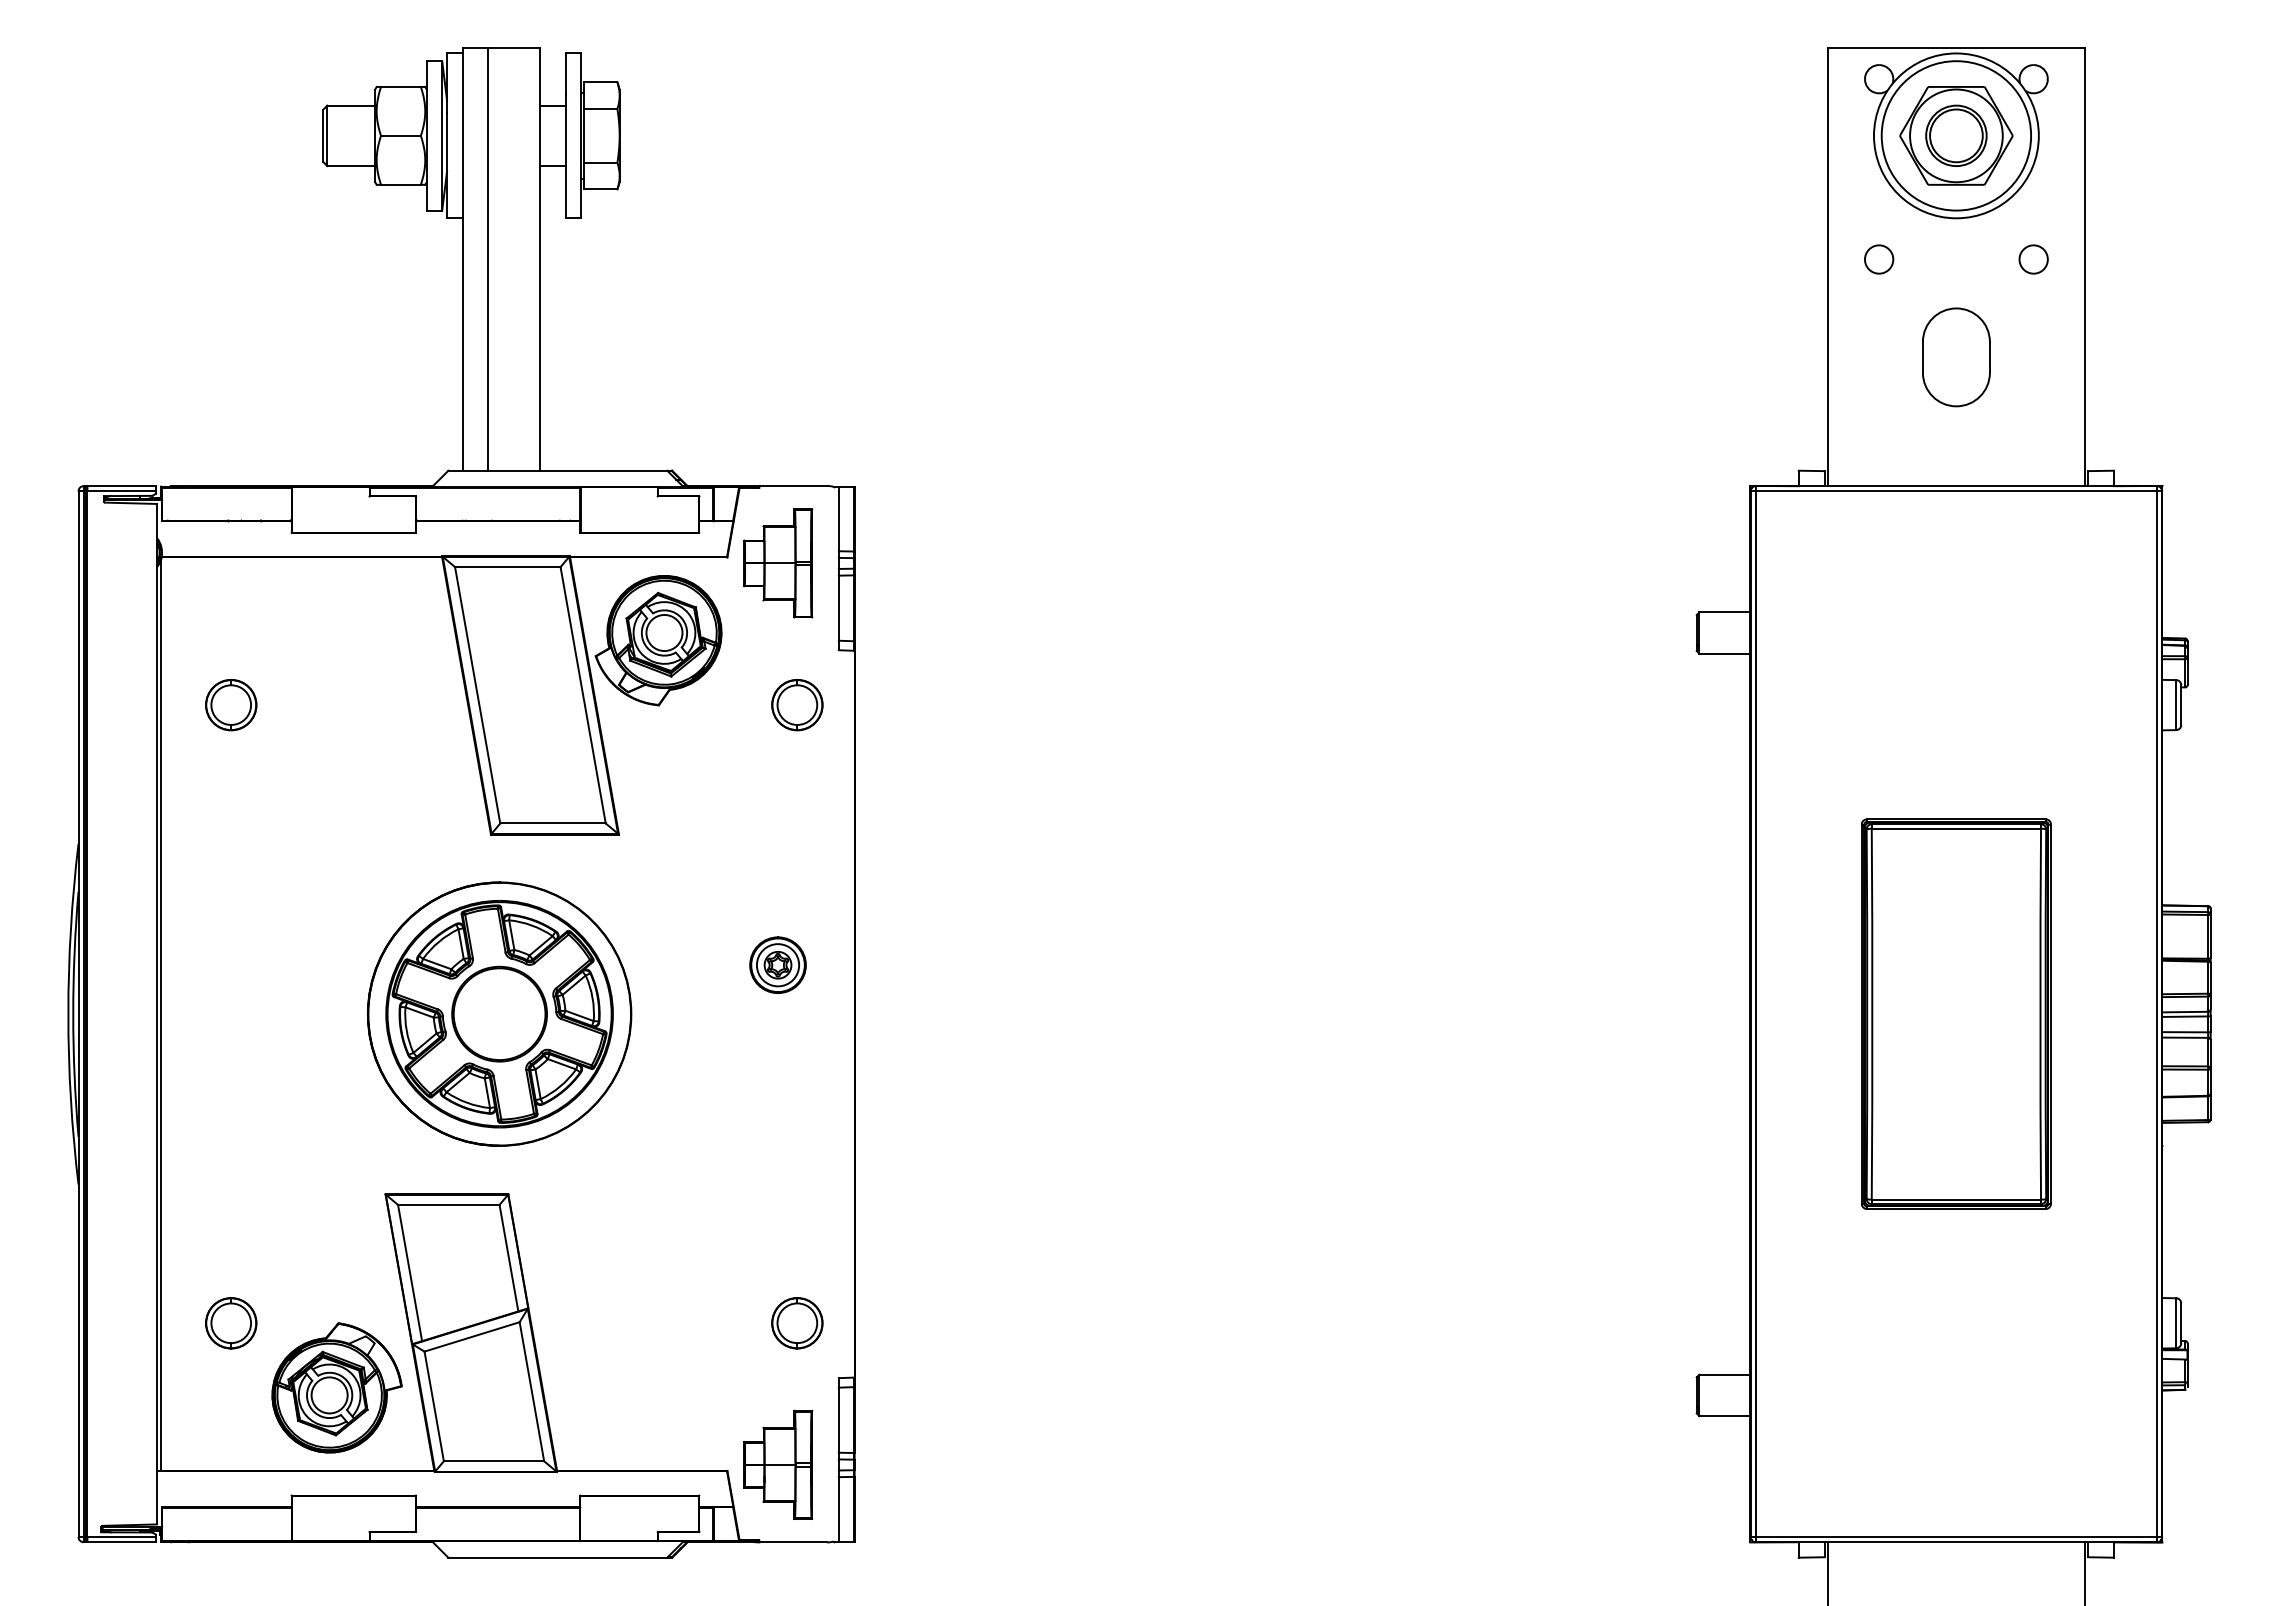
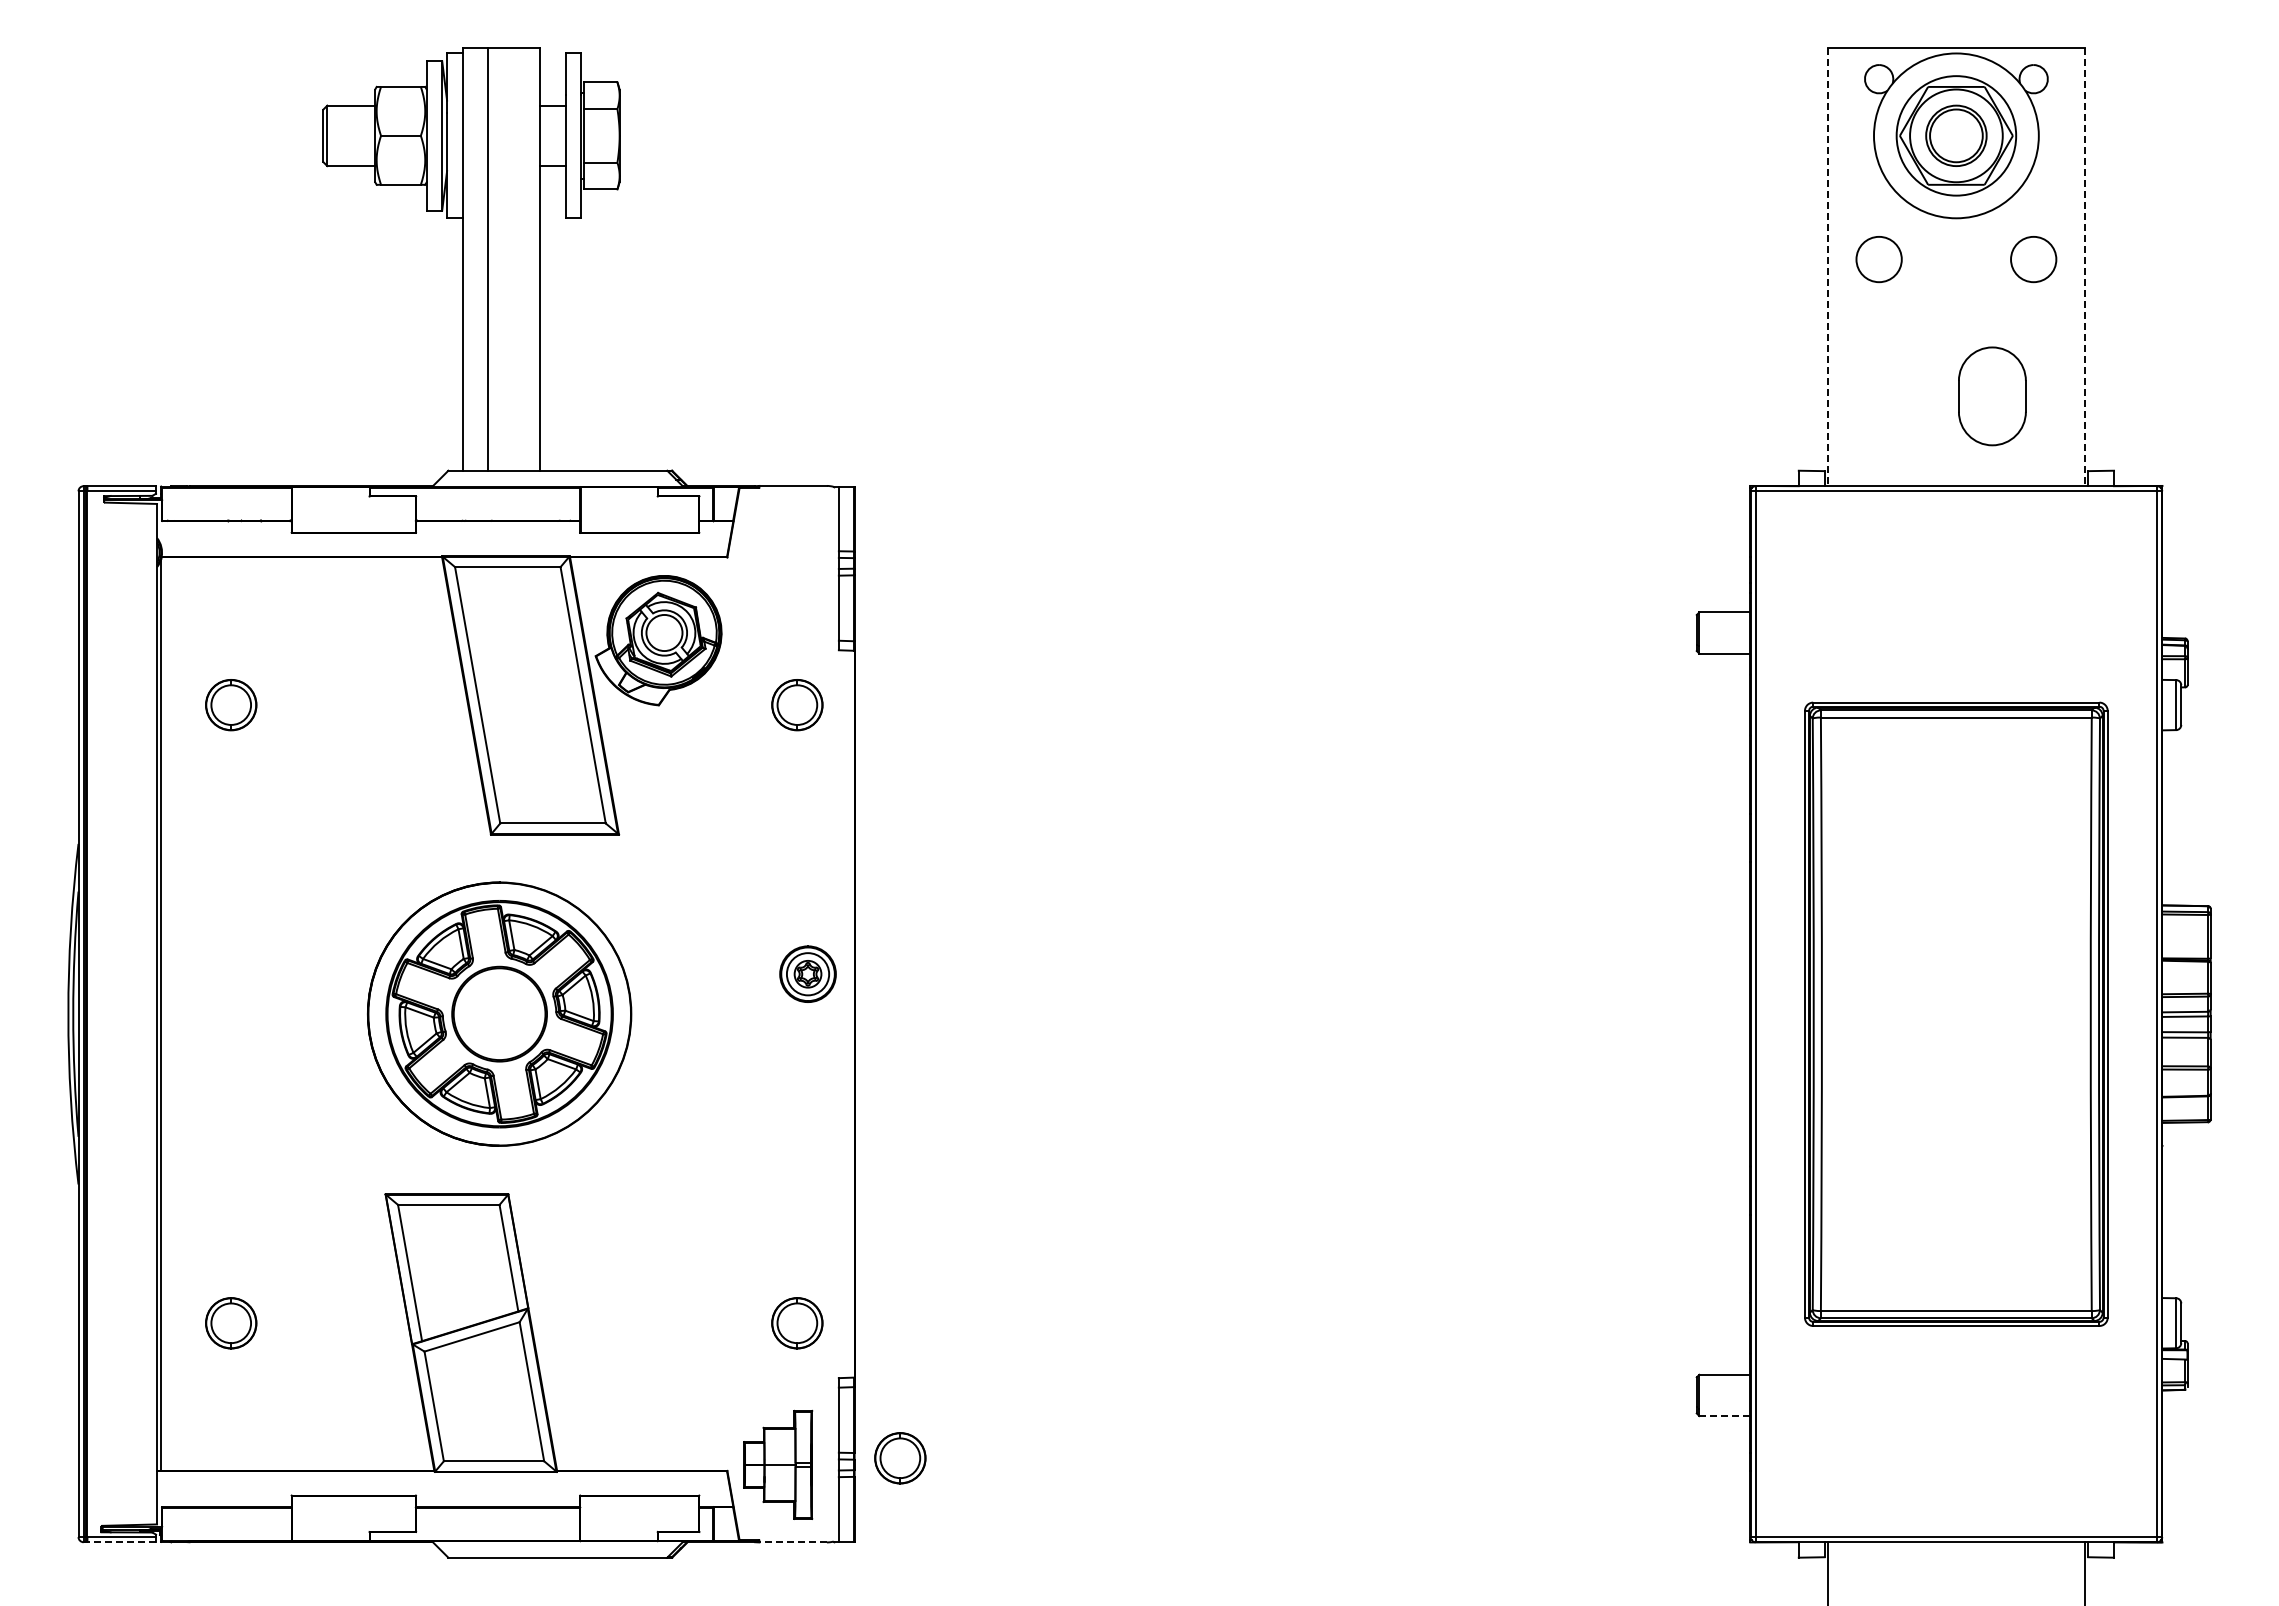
circle diameter: 149 px -> 120 px (1956, 135)
circle diameter: 28 px -> 45 px (1878, 259)
circle diameter: 28 px -> 45 px (2033, 259)
line: solid -> dashed (1827, 267)
line: solid -> dashed (2085, 267)
part position: (1956, 357) -> (1992, 396) (1992, 396)
part: present -> none (778, 563)
part position: (777, 964) -> (807, 973) (807, 973)
part size: 191x392 px -> 305x626 px (1956, 1013)
part: present -> none (336, 1387)
line: solid -> dashed (1725, 1416)
part: none -> present (900, 1458)
line: solid -> dashed (121, 1542)
line: solid -> dashed (793, 1542)
